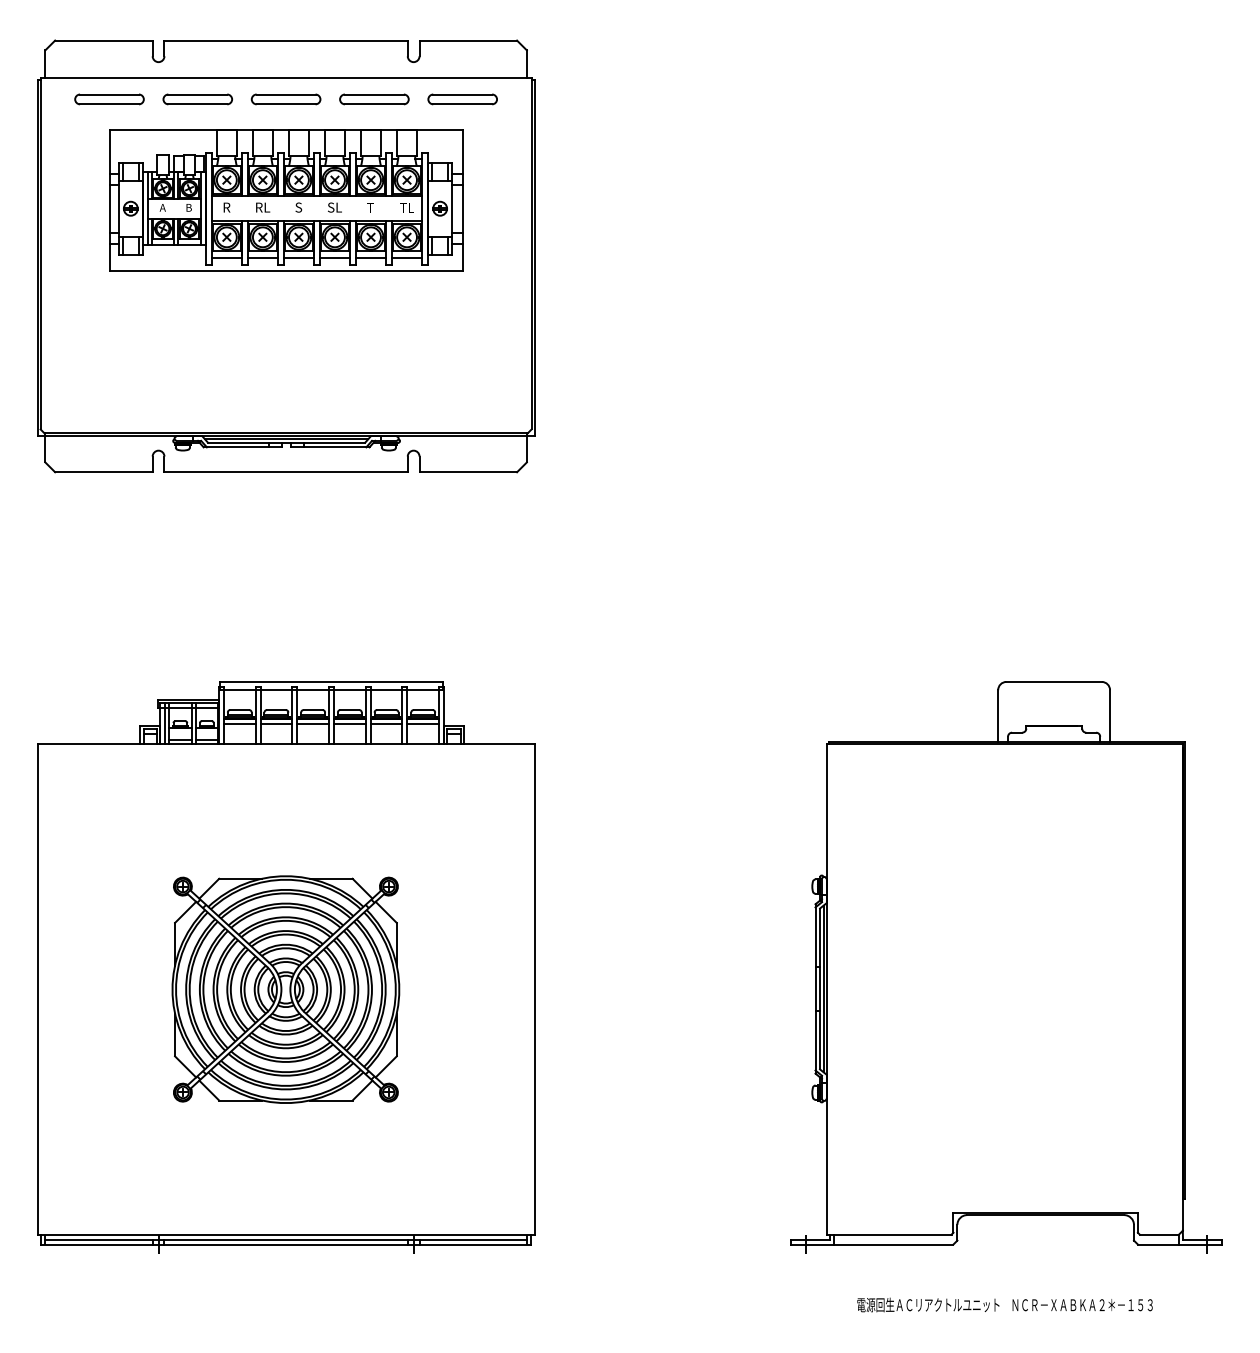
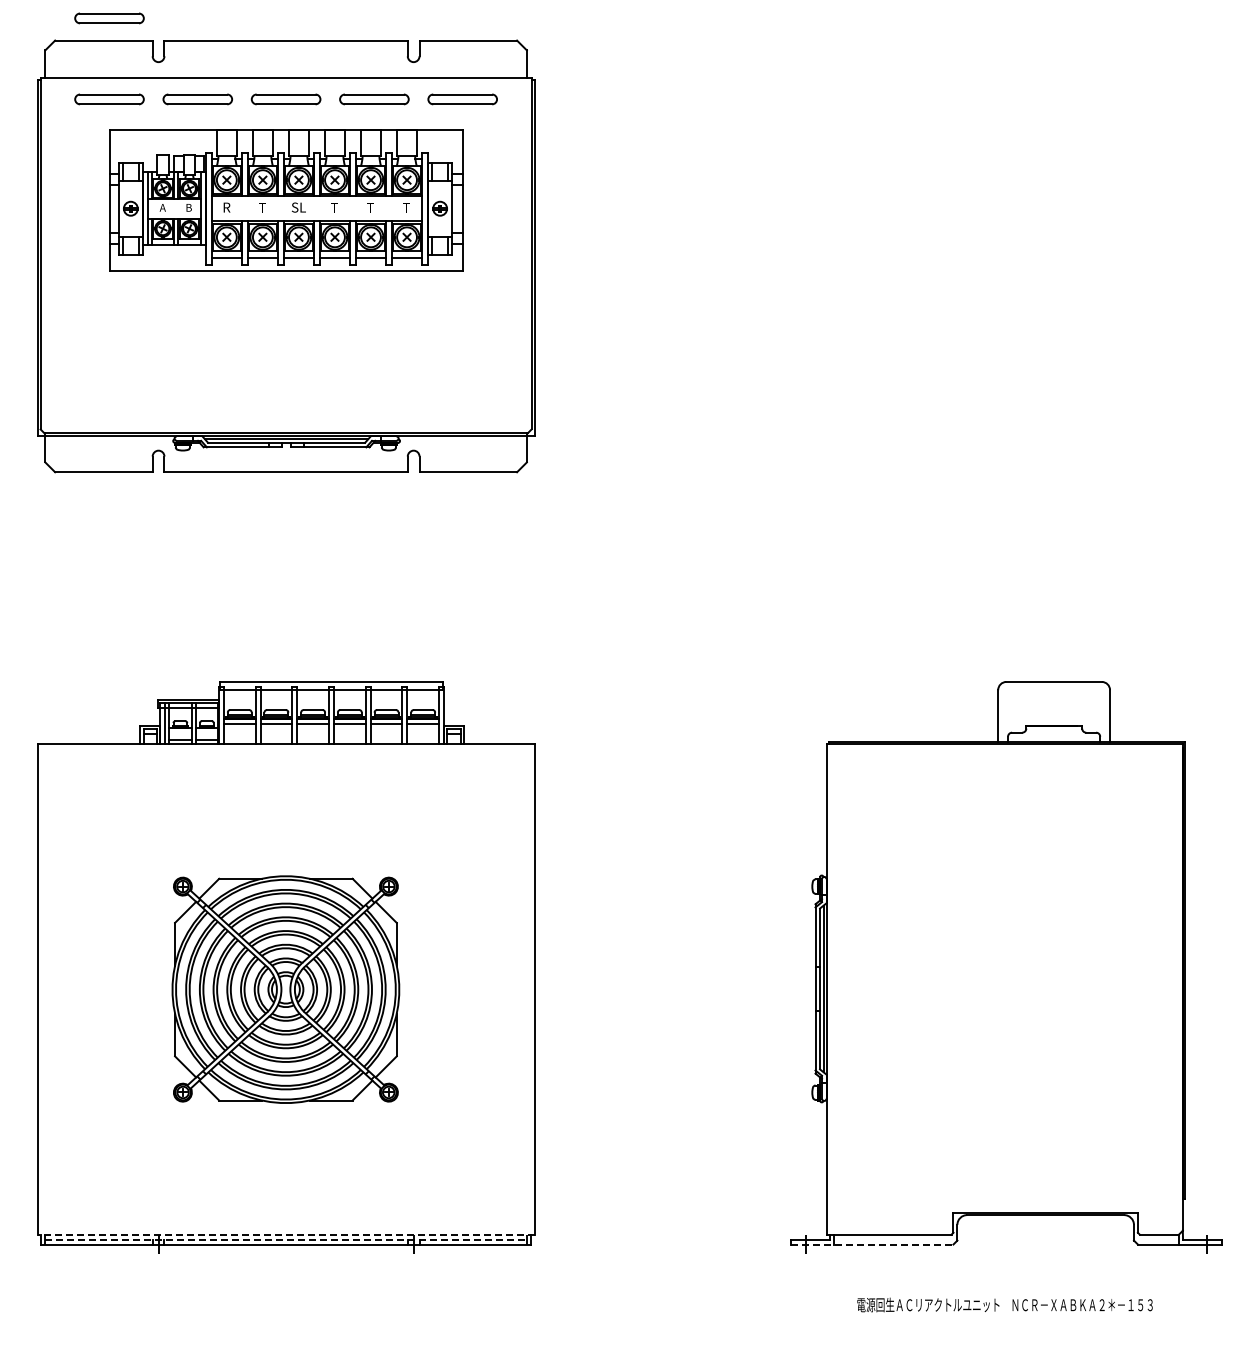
part: none -> present (109, 18)
text: RL -> T (263, 207)
text: S -> SL (298, 207)
text: SL -> T (334, 207)
text: TL -> T (406, 207)
line: solid -> dashed (285, 1234)
line: solid -> dashed (286, 1240)
line: solid -> dashed (872, 1244)
